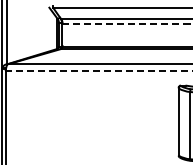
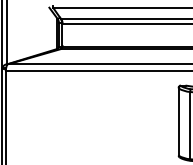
line: dashed -> solid (127, 23)
line: dashed -> solid (98, 70)
